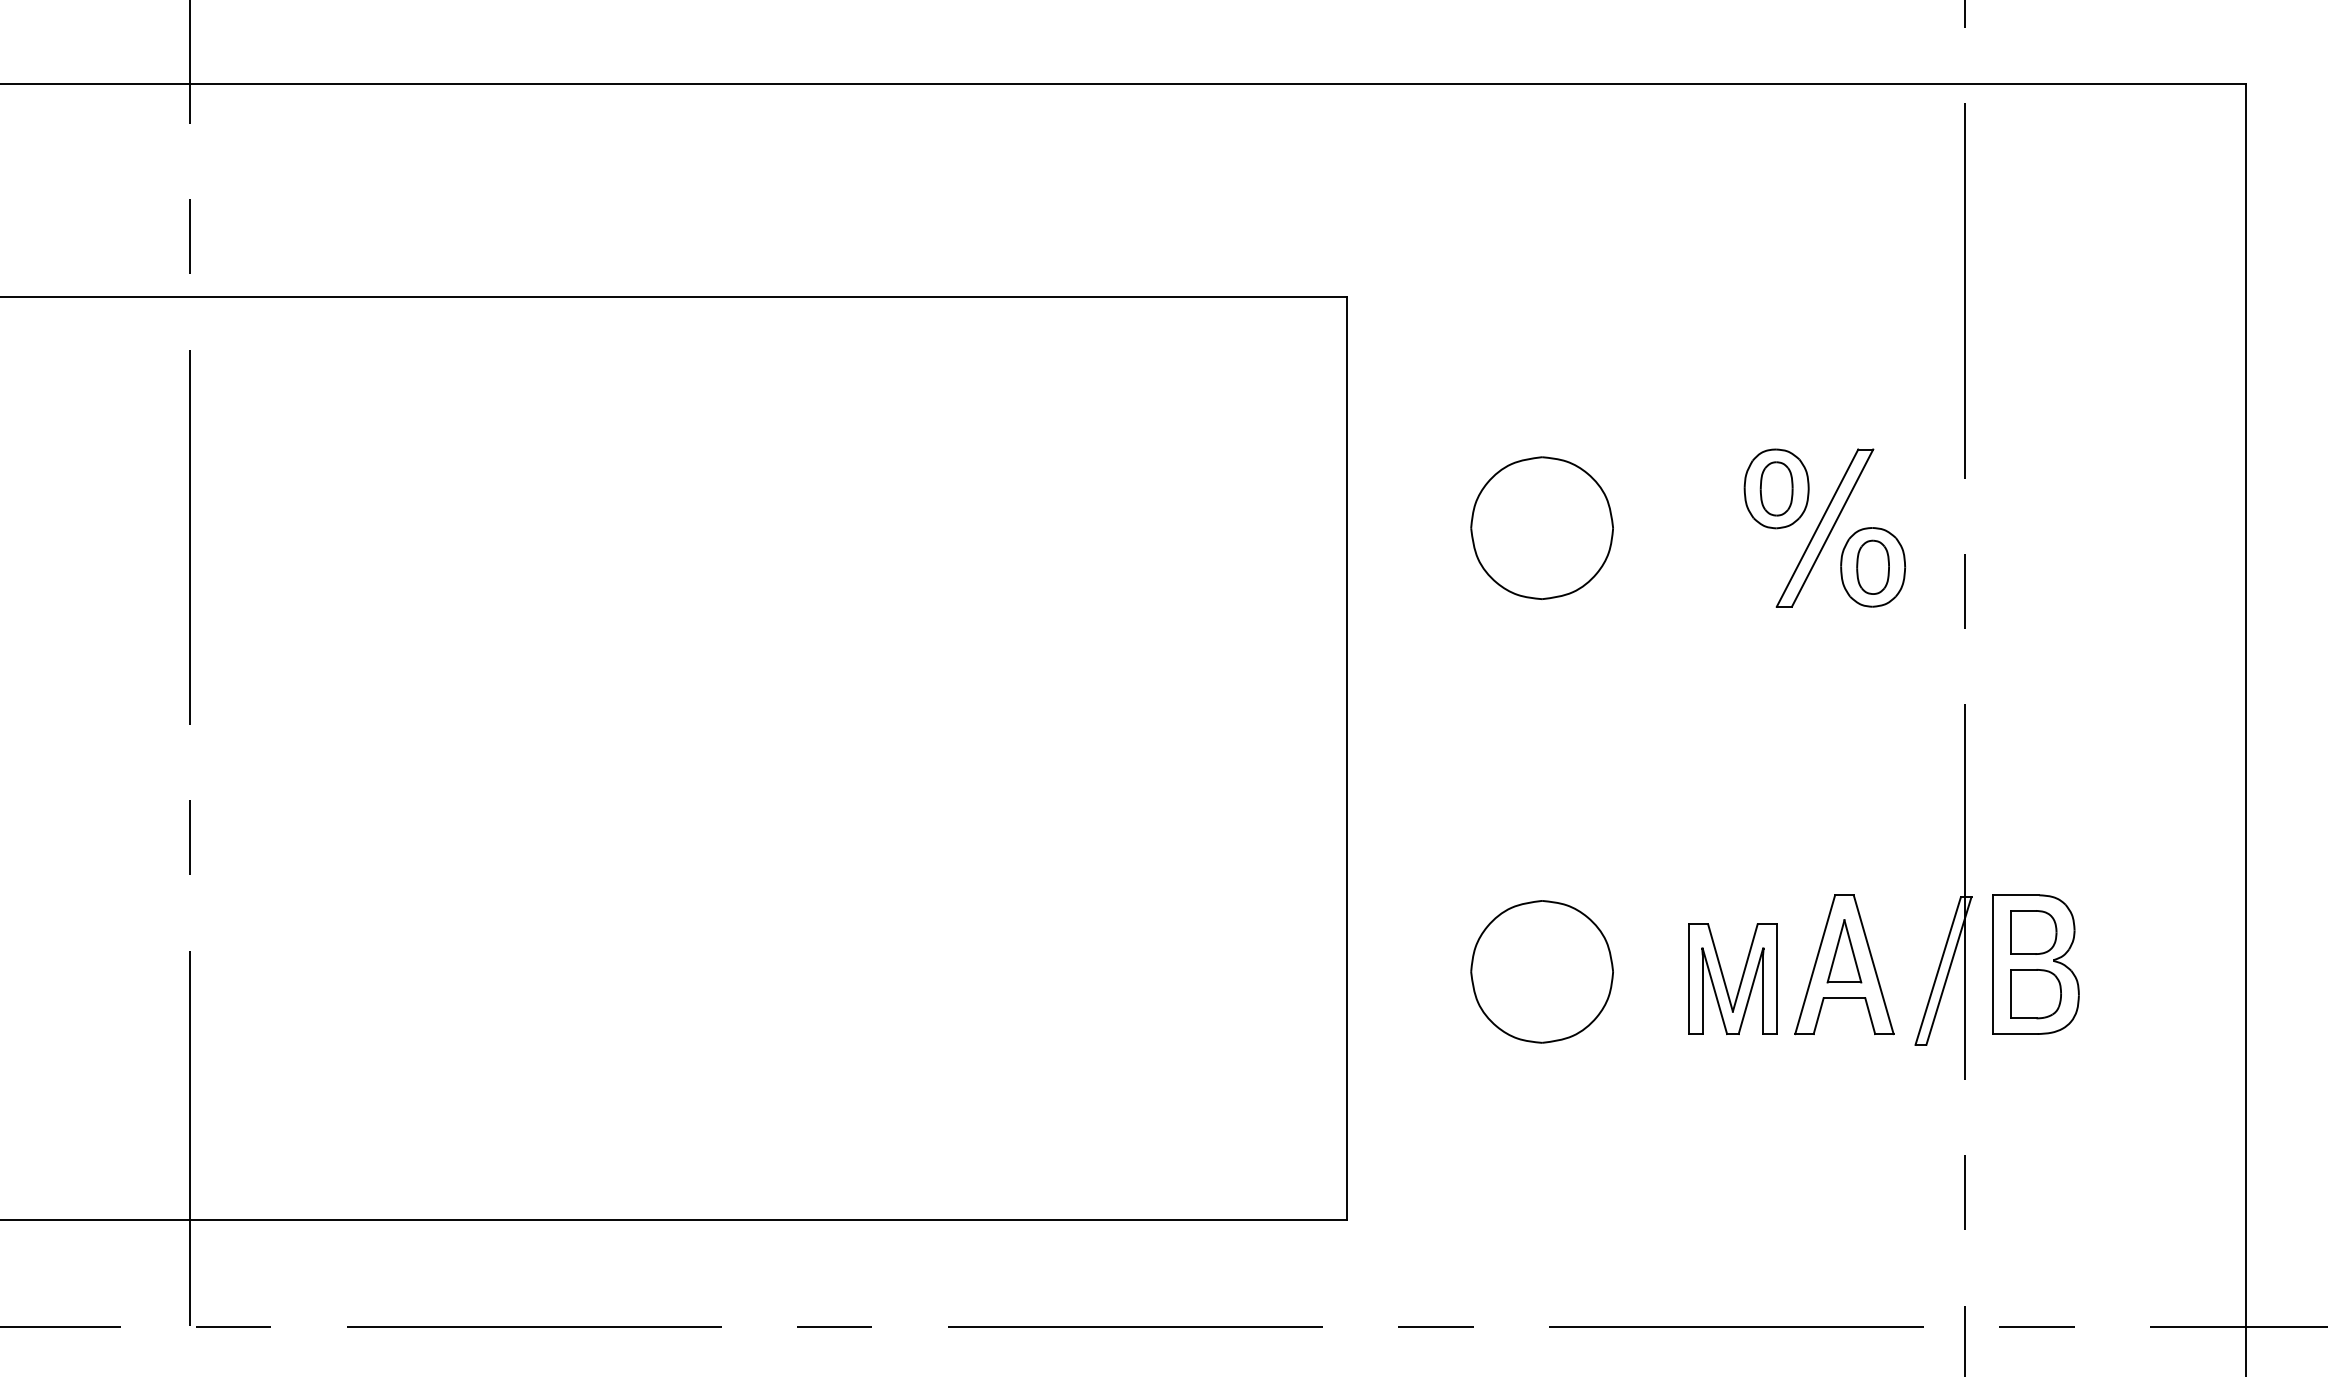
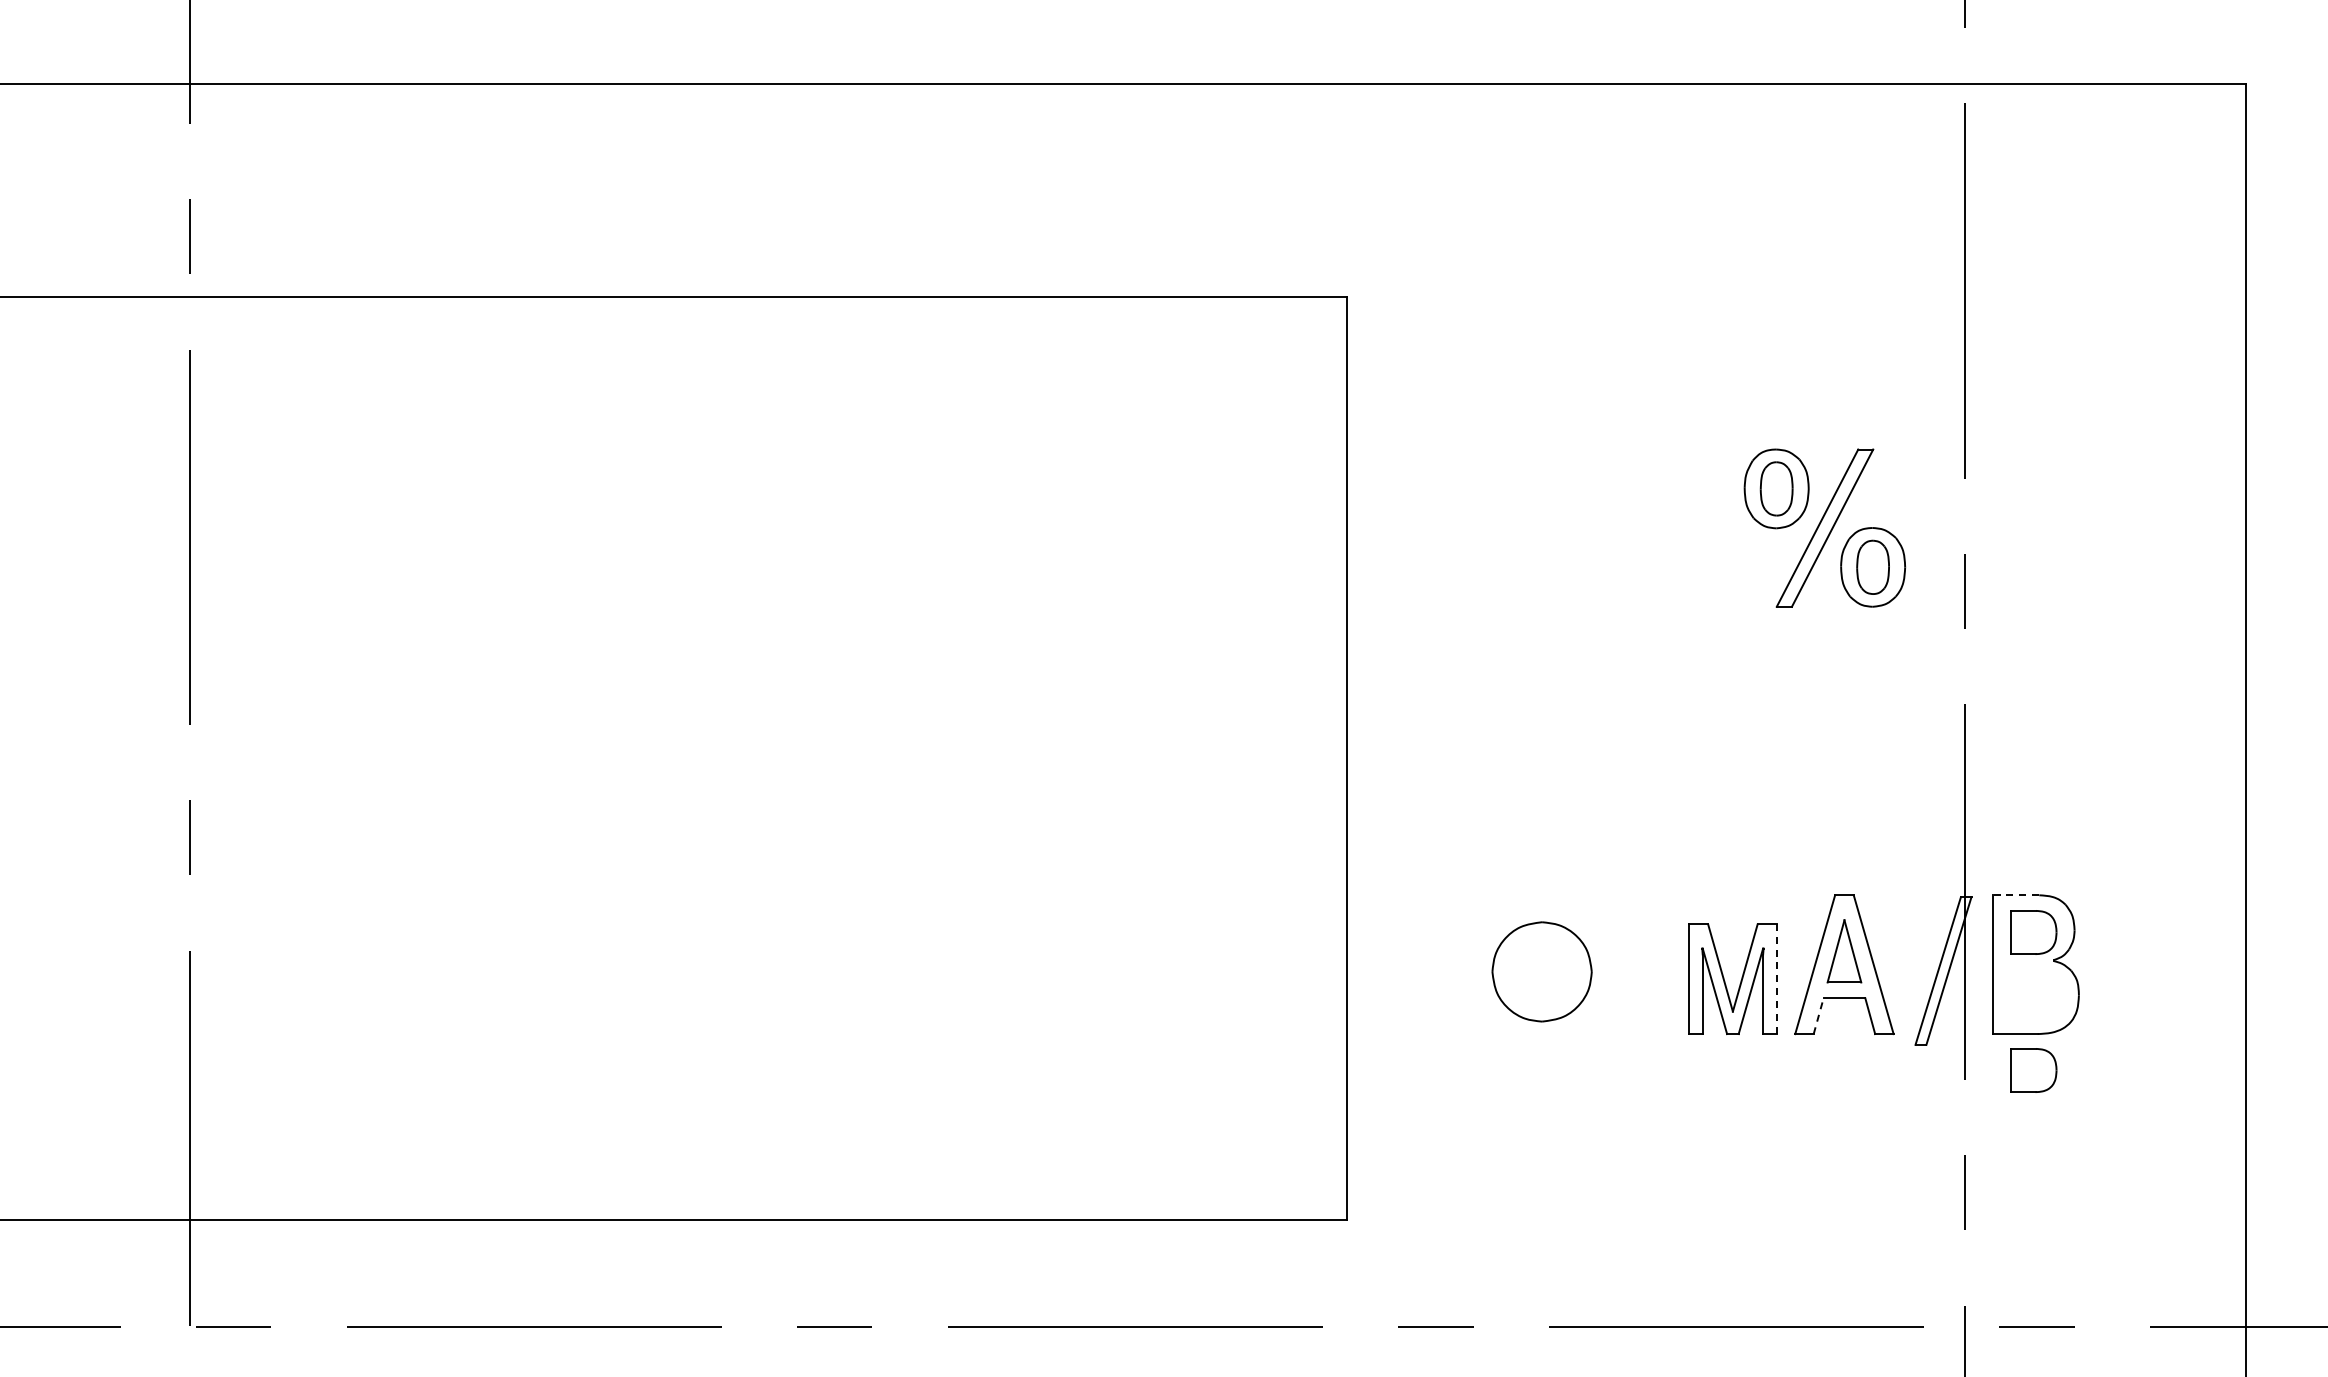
part: present -> none (1541, 527)
line: solid -> dashed (2015, 895)
part size: 144x144 px -> 102x102 px (1541, 971)
line: solid -> dashed (1777, 979)
part: present -> none (2035, 994)
line: solid -> dashed (1818, 1016)
part: none -> present (2033, 1070)
